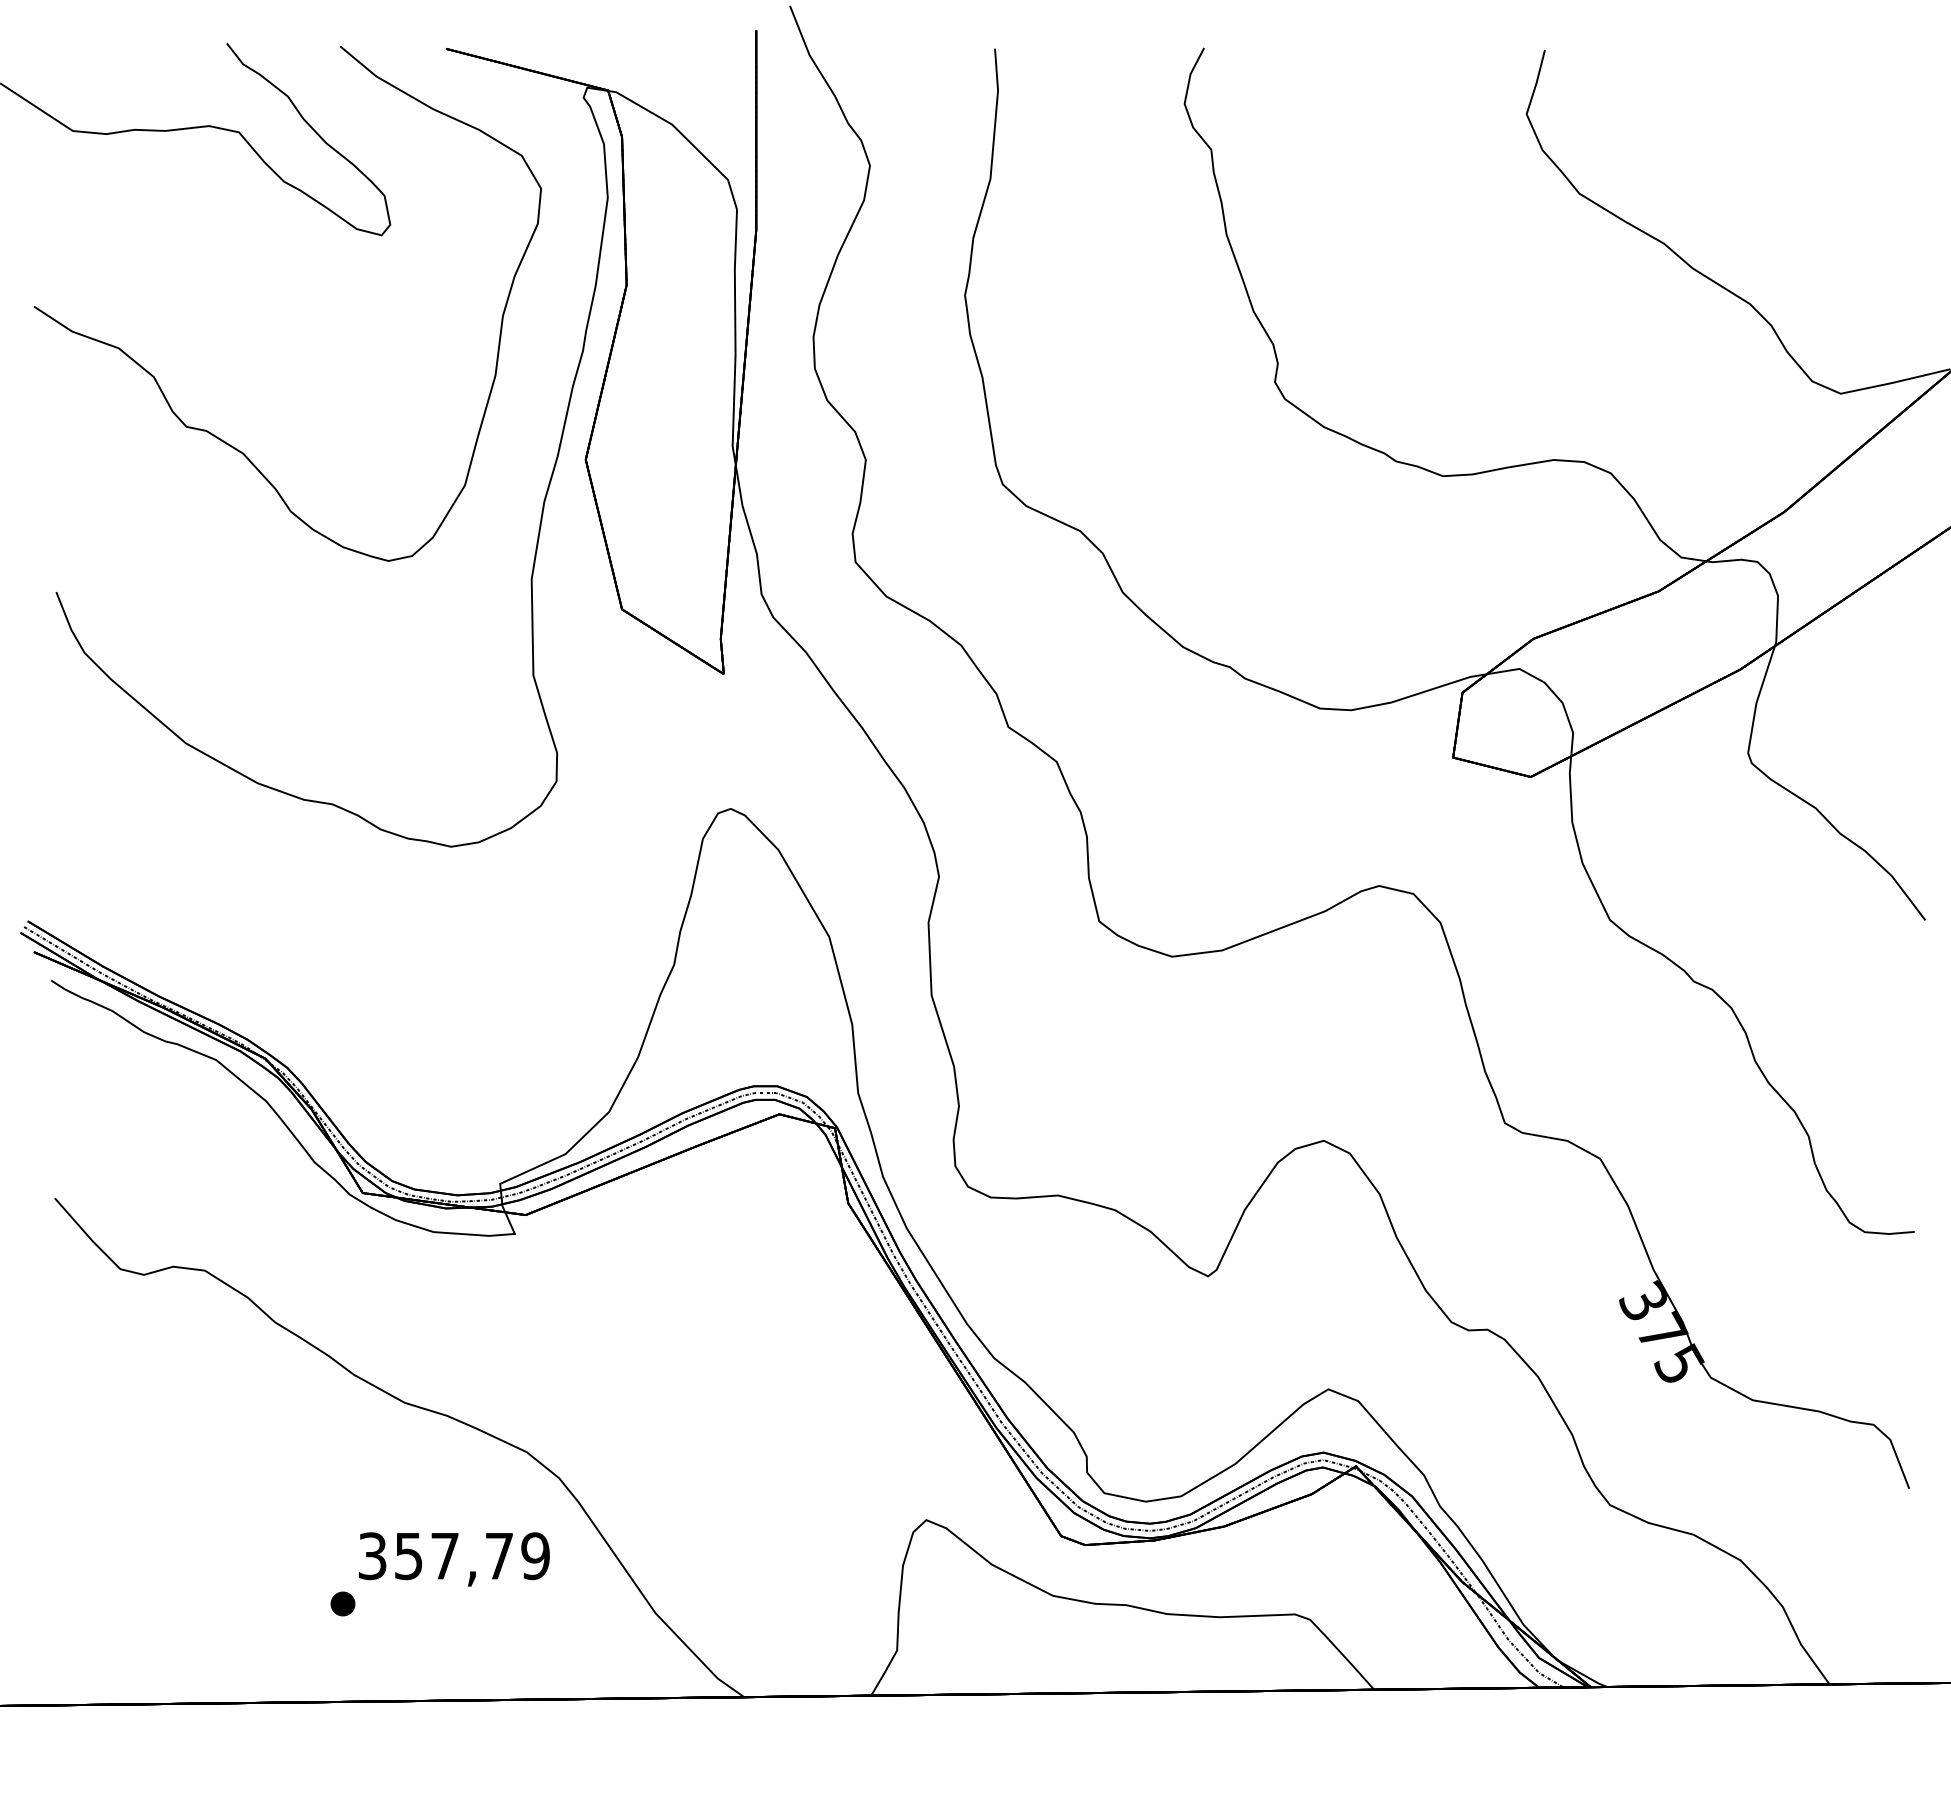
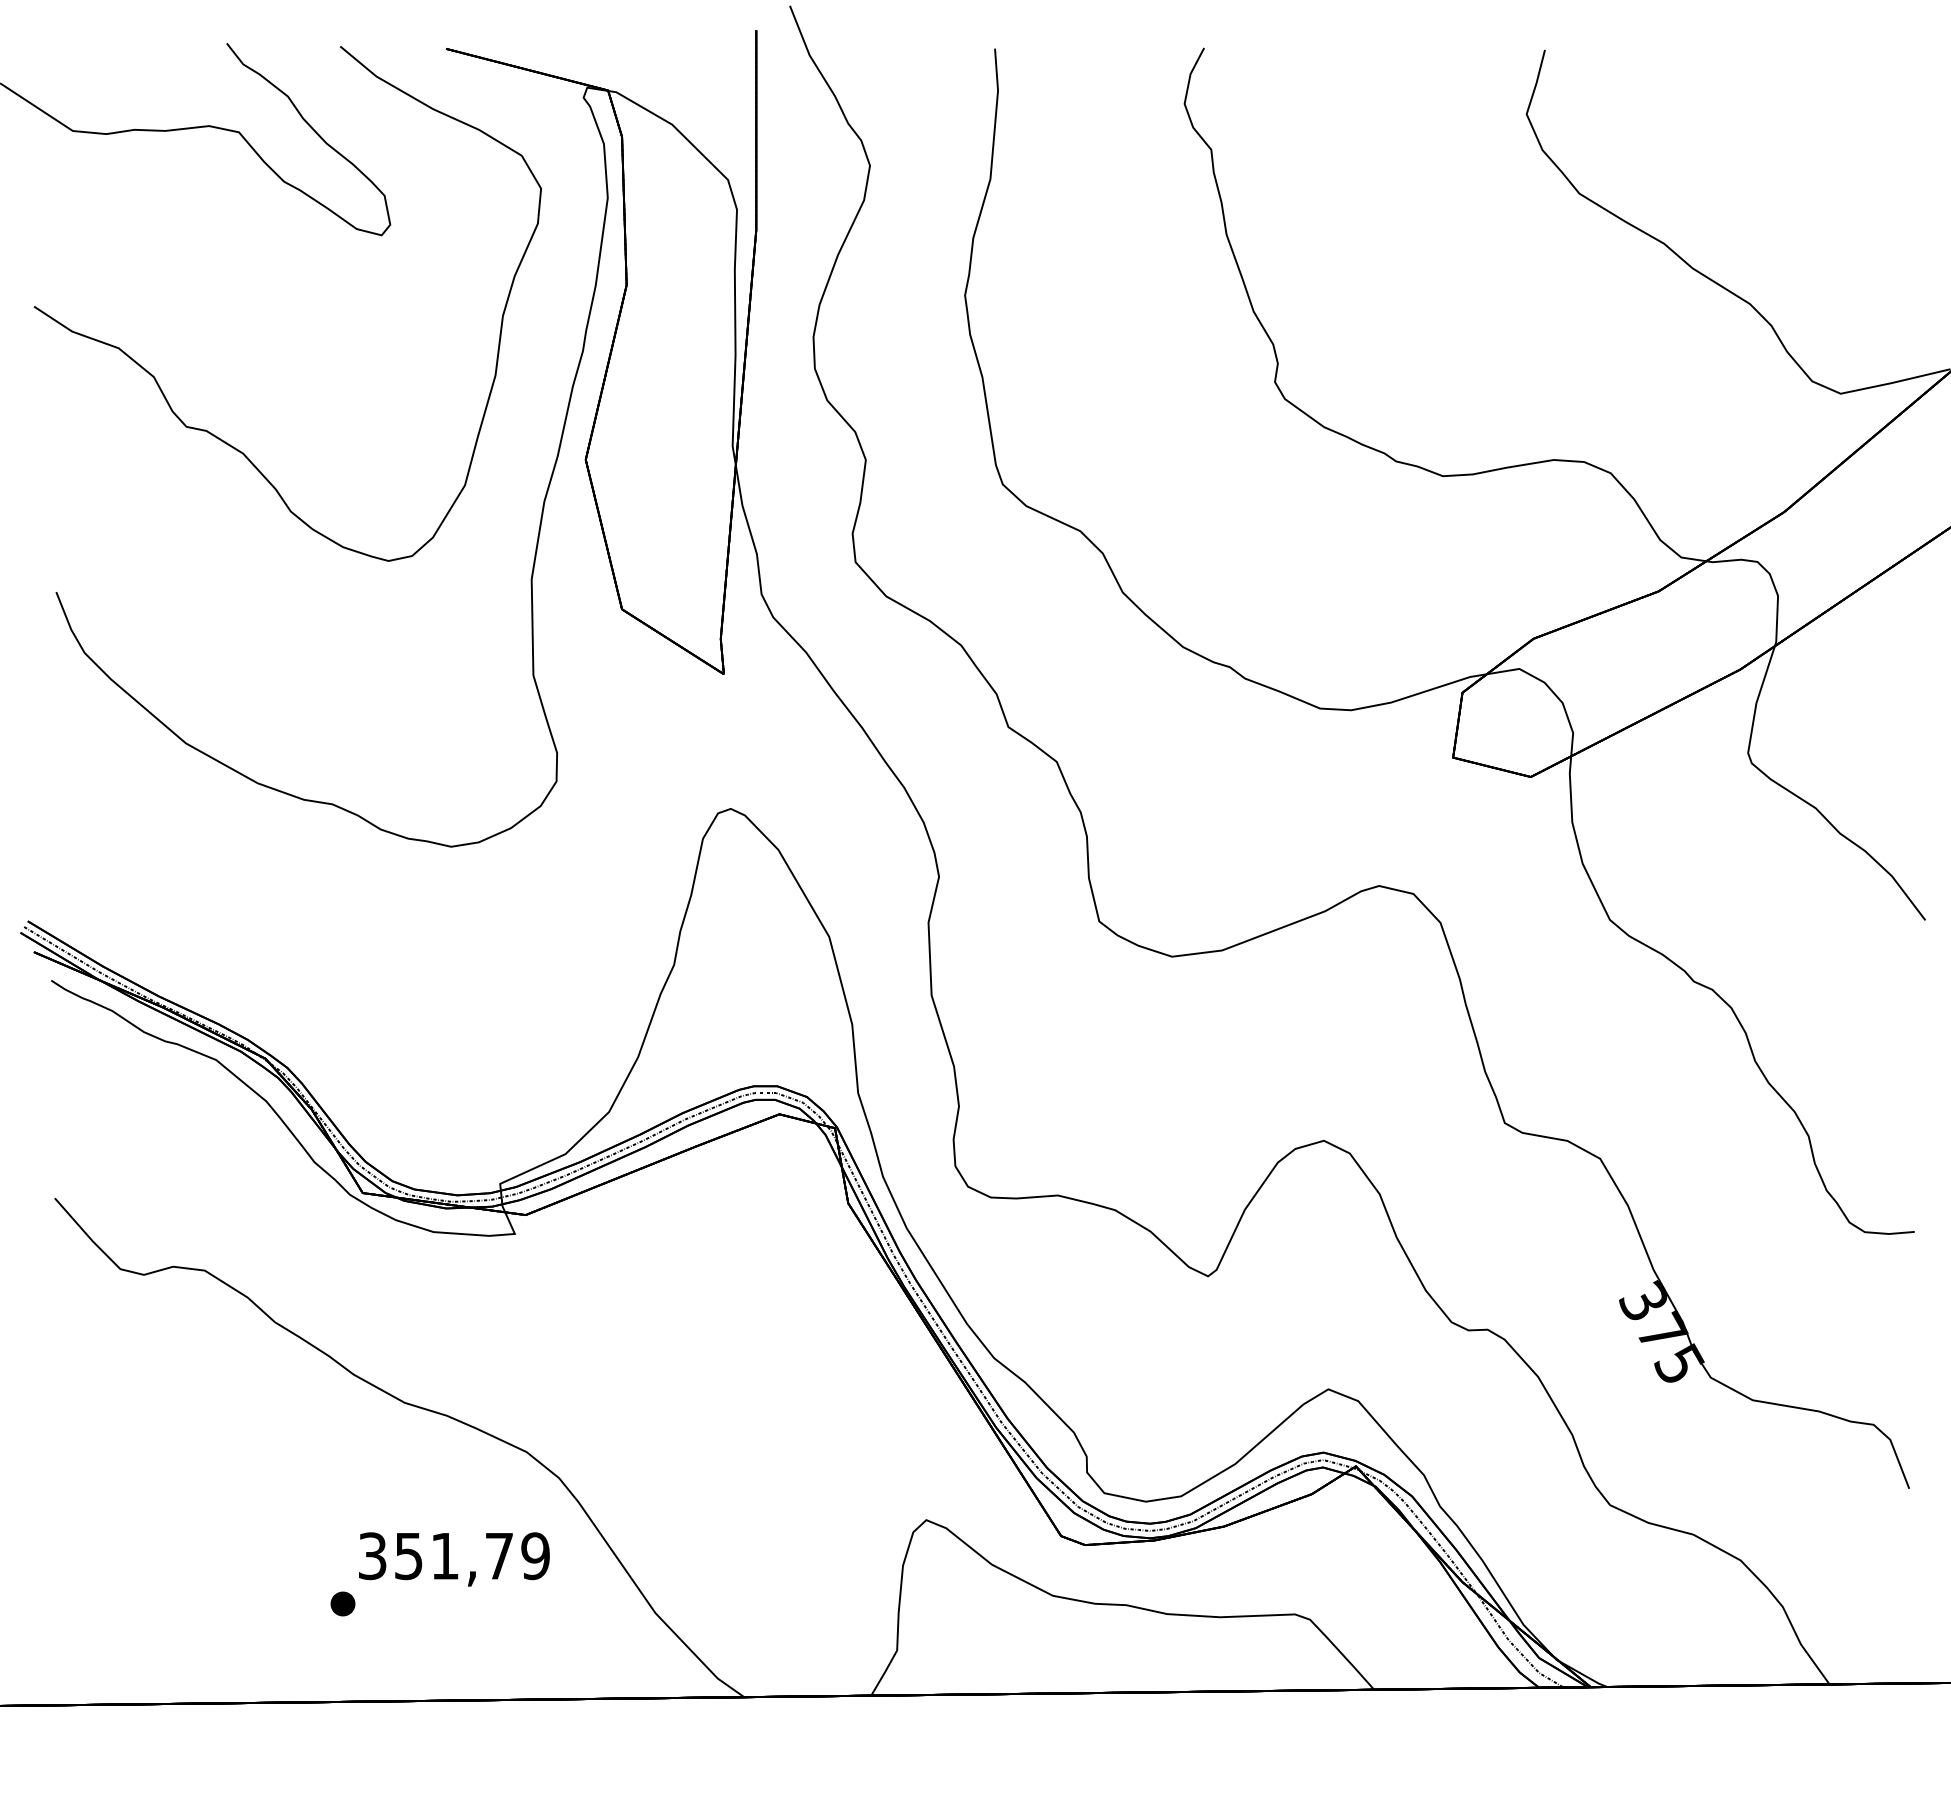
text: 357,79 -> 351,79 (444, 1556)
